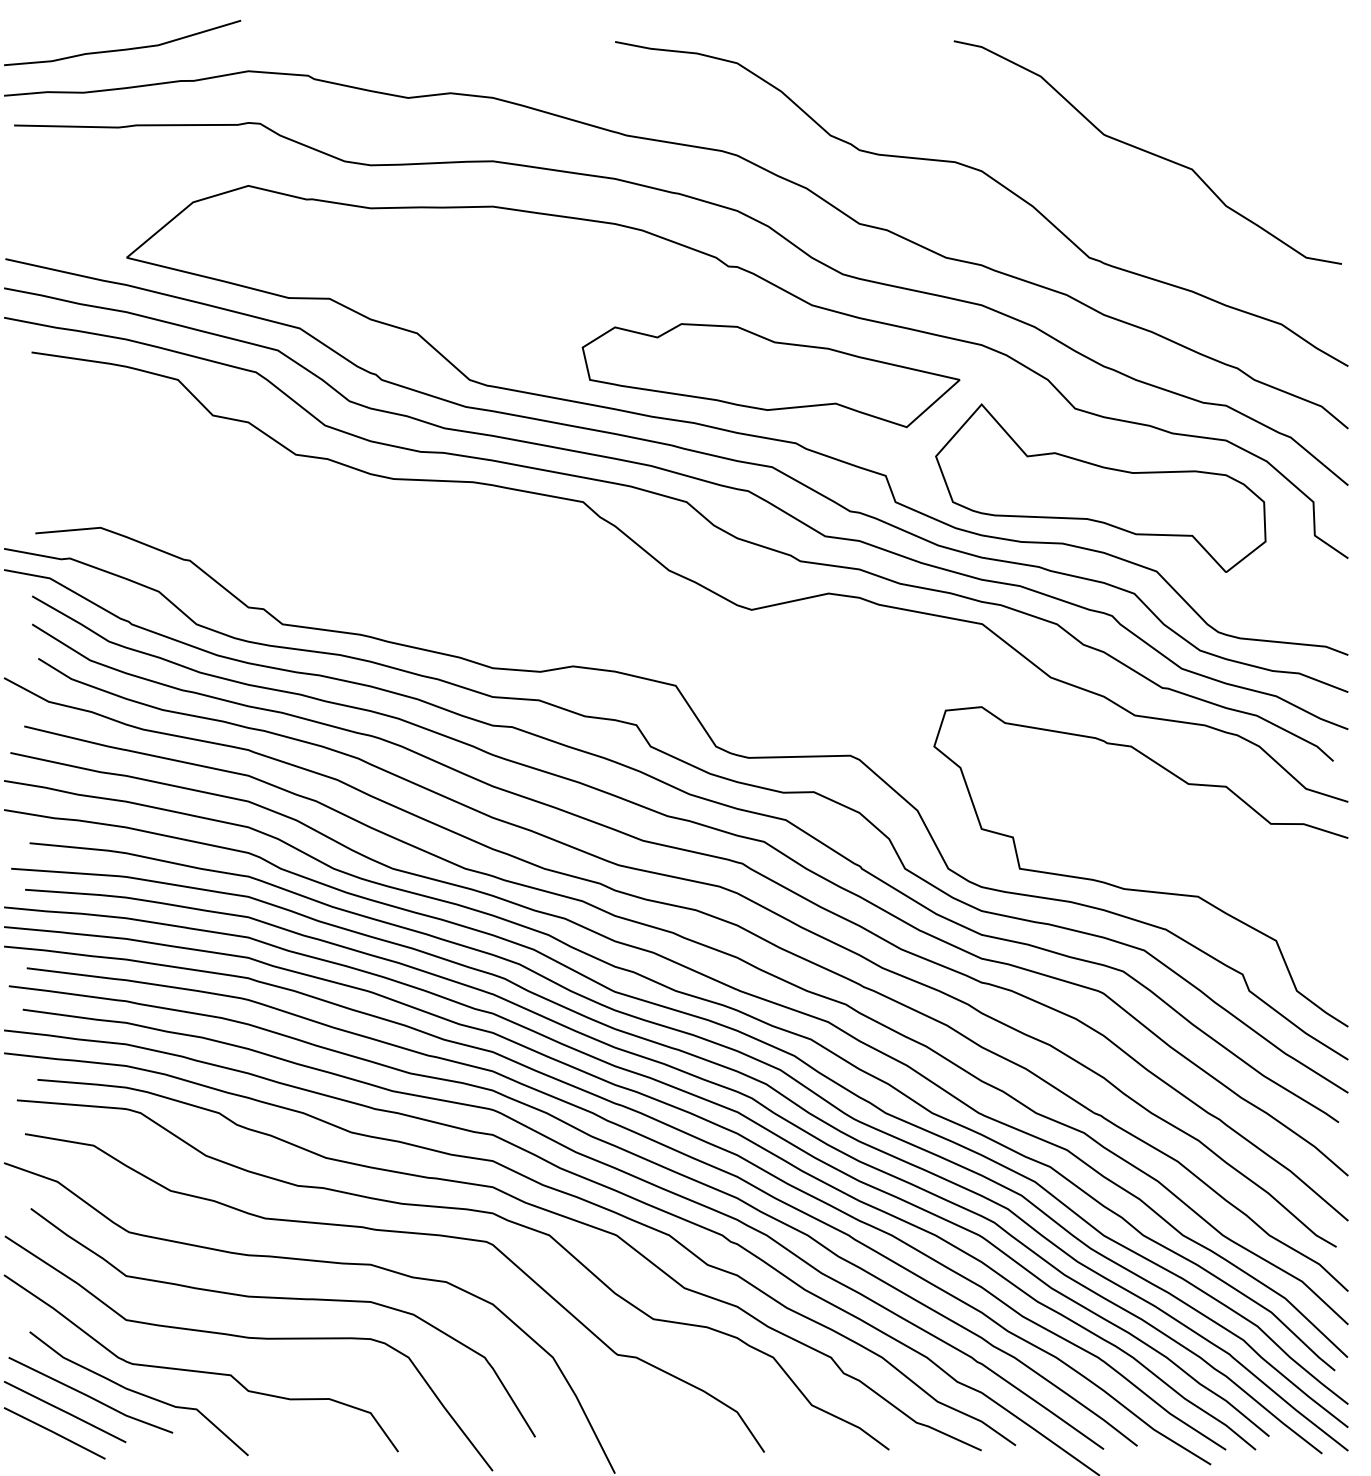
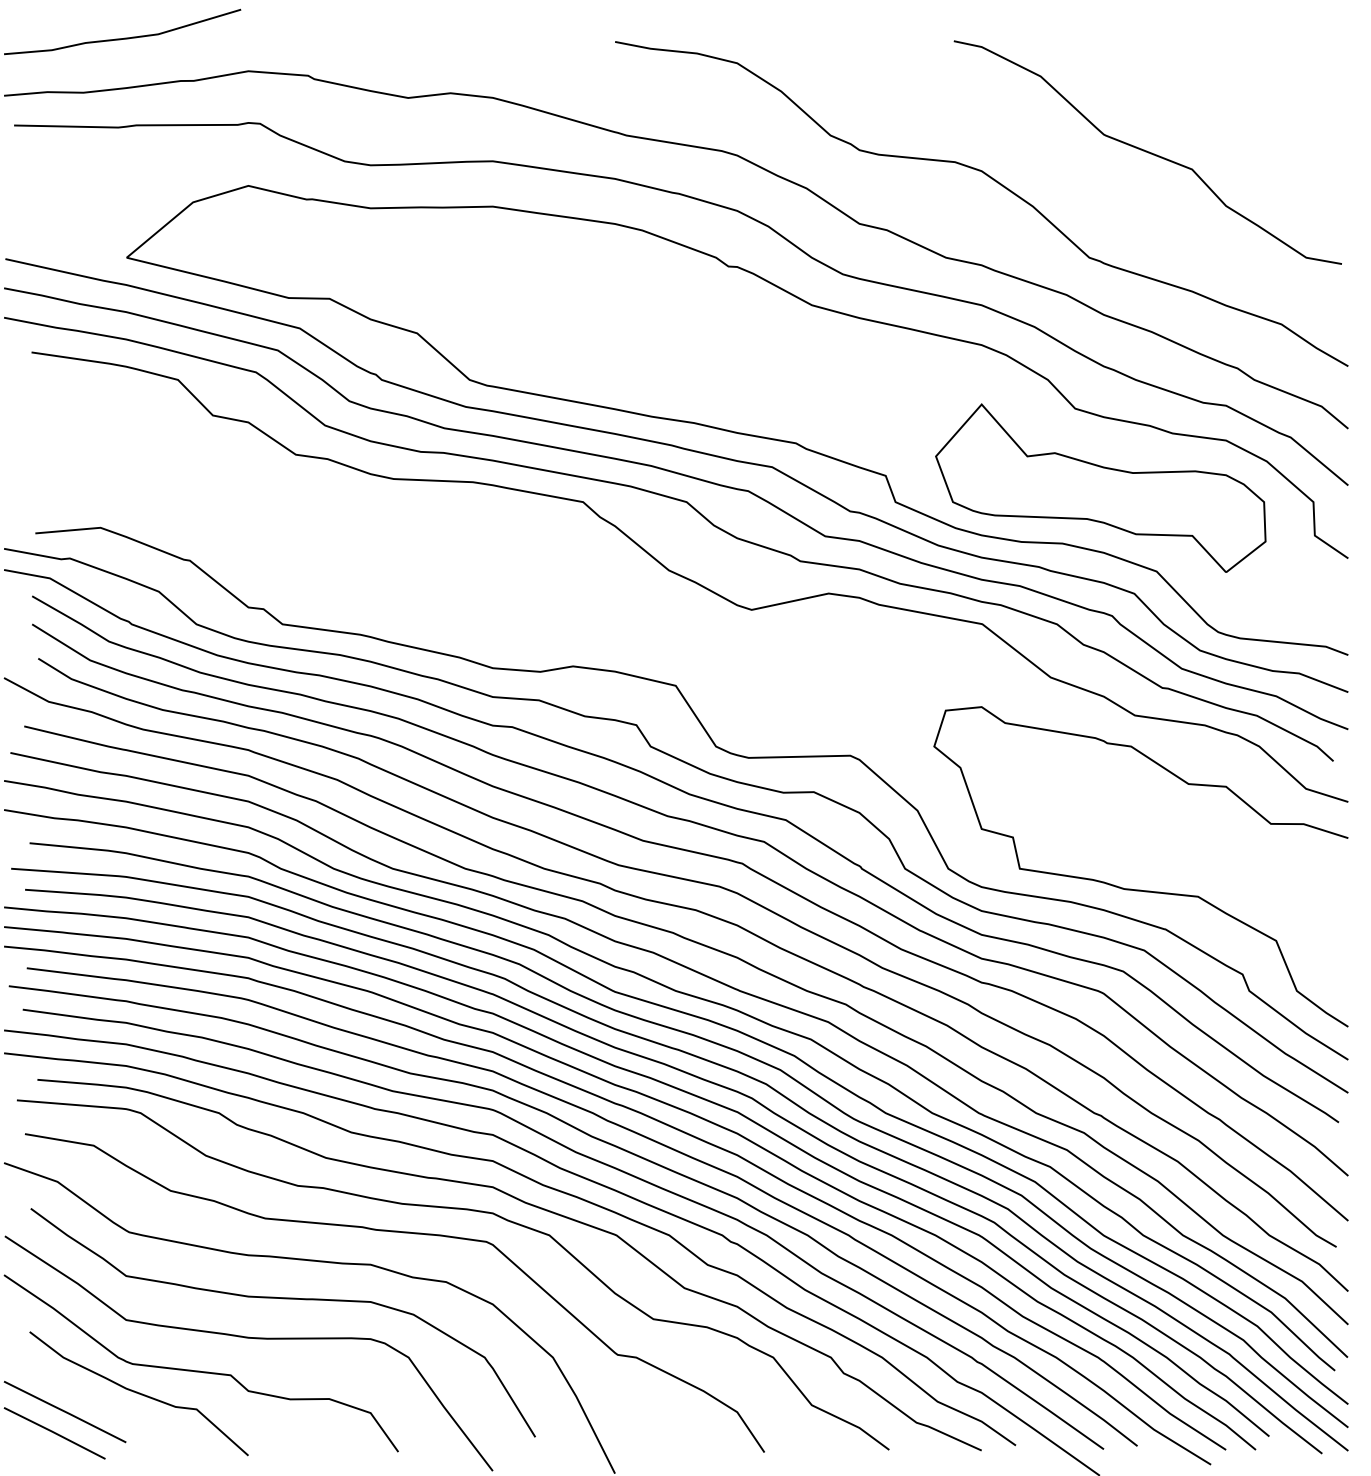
curve position: (124, 48) -> (124, 37) (124, 37)
part: present -> none (770, 375)
line: present -> none (89, 1395)
